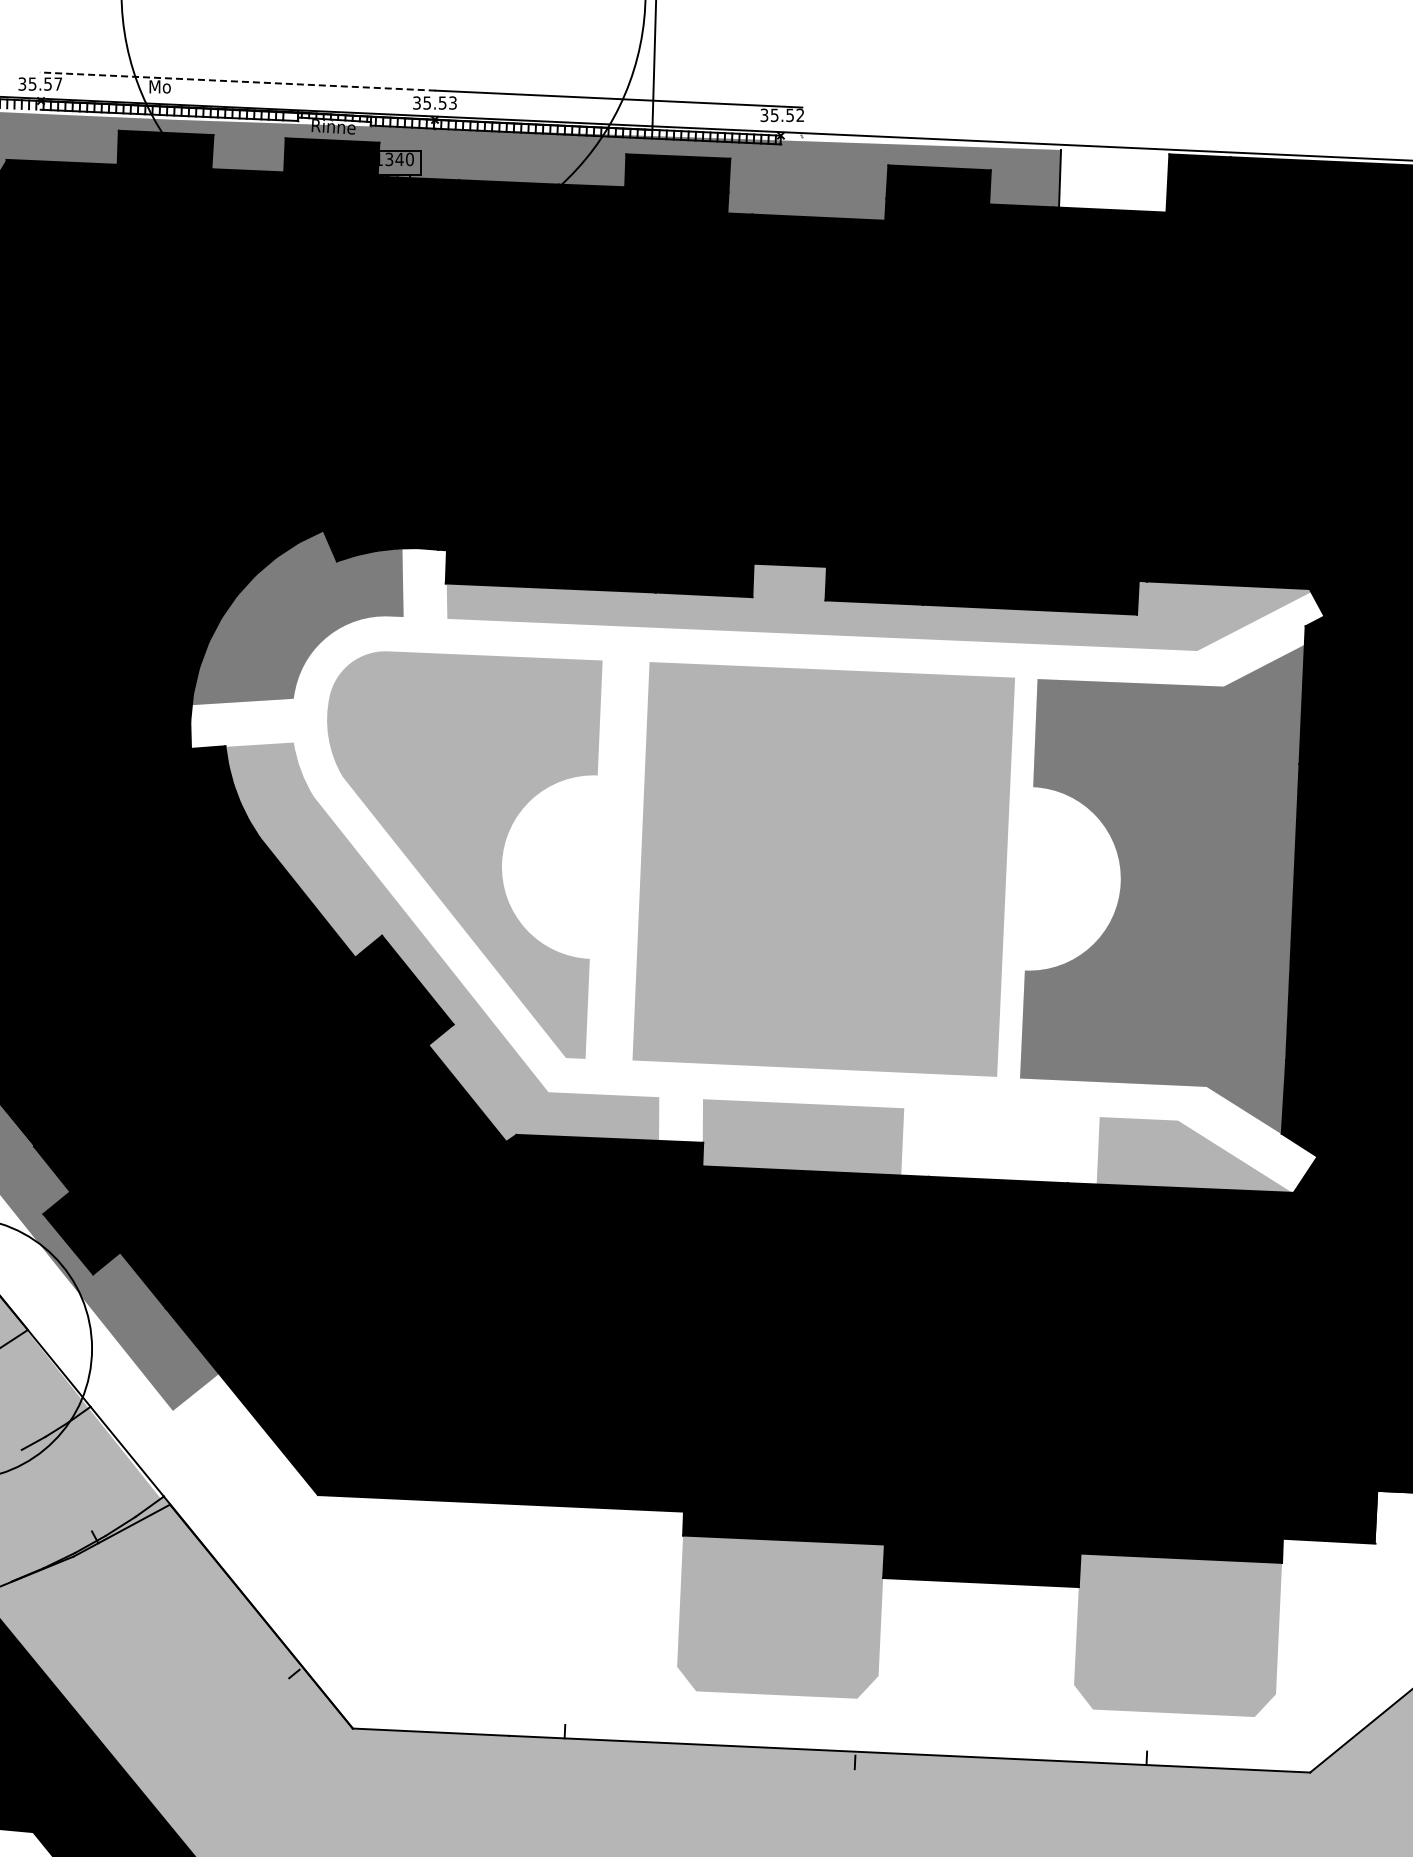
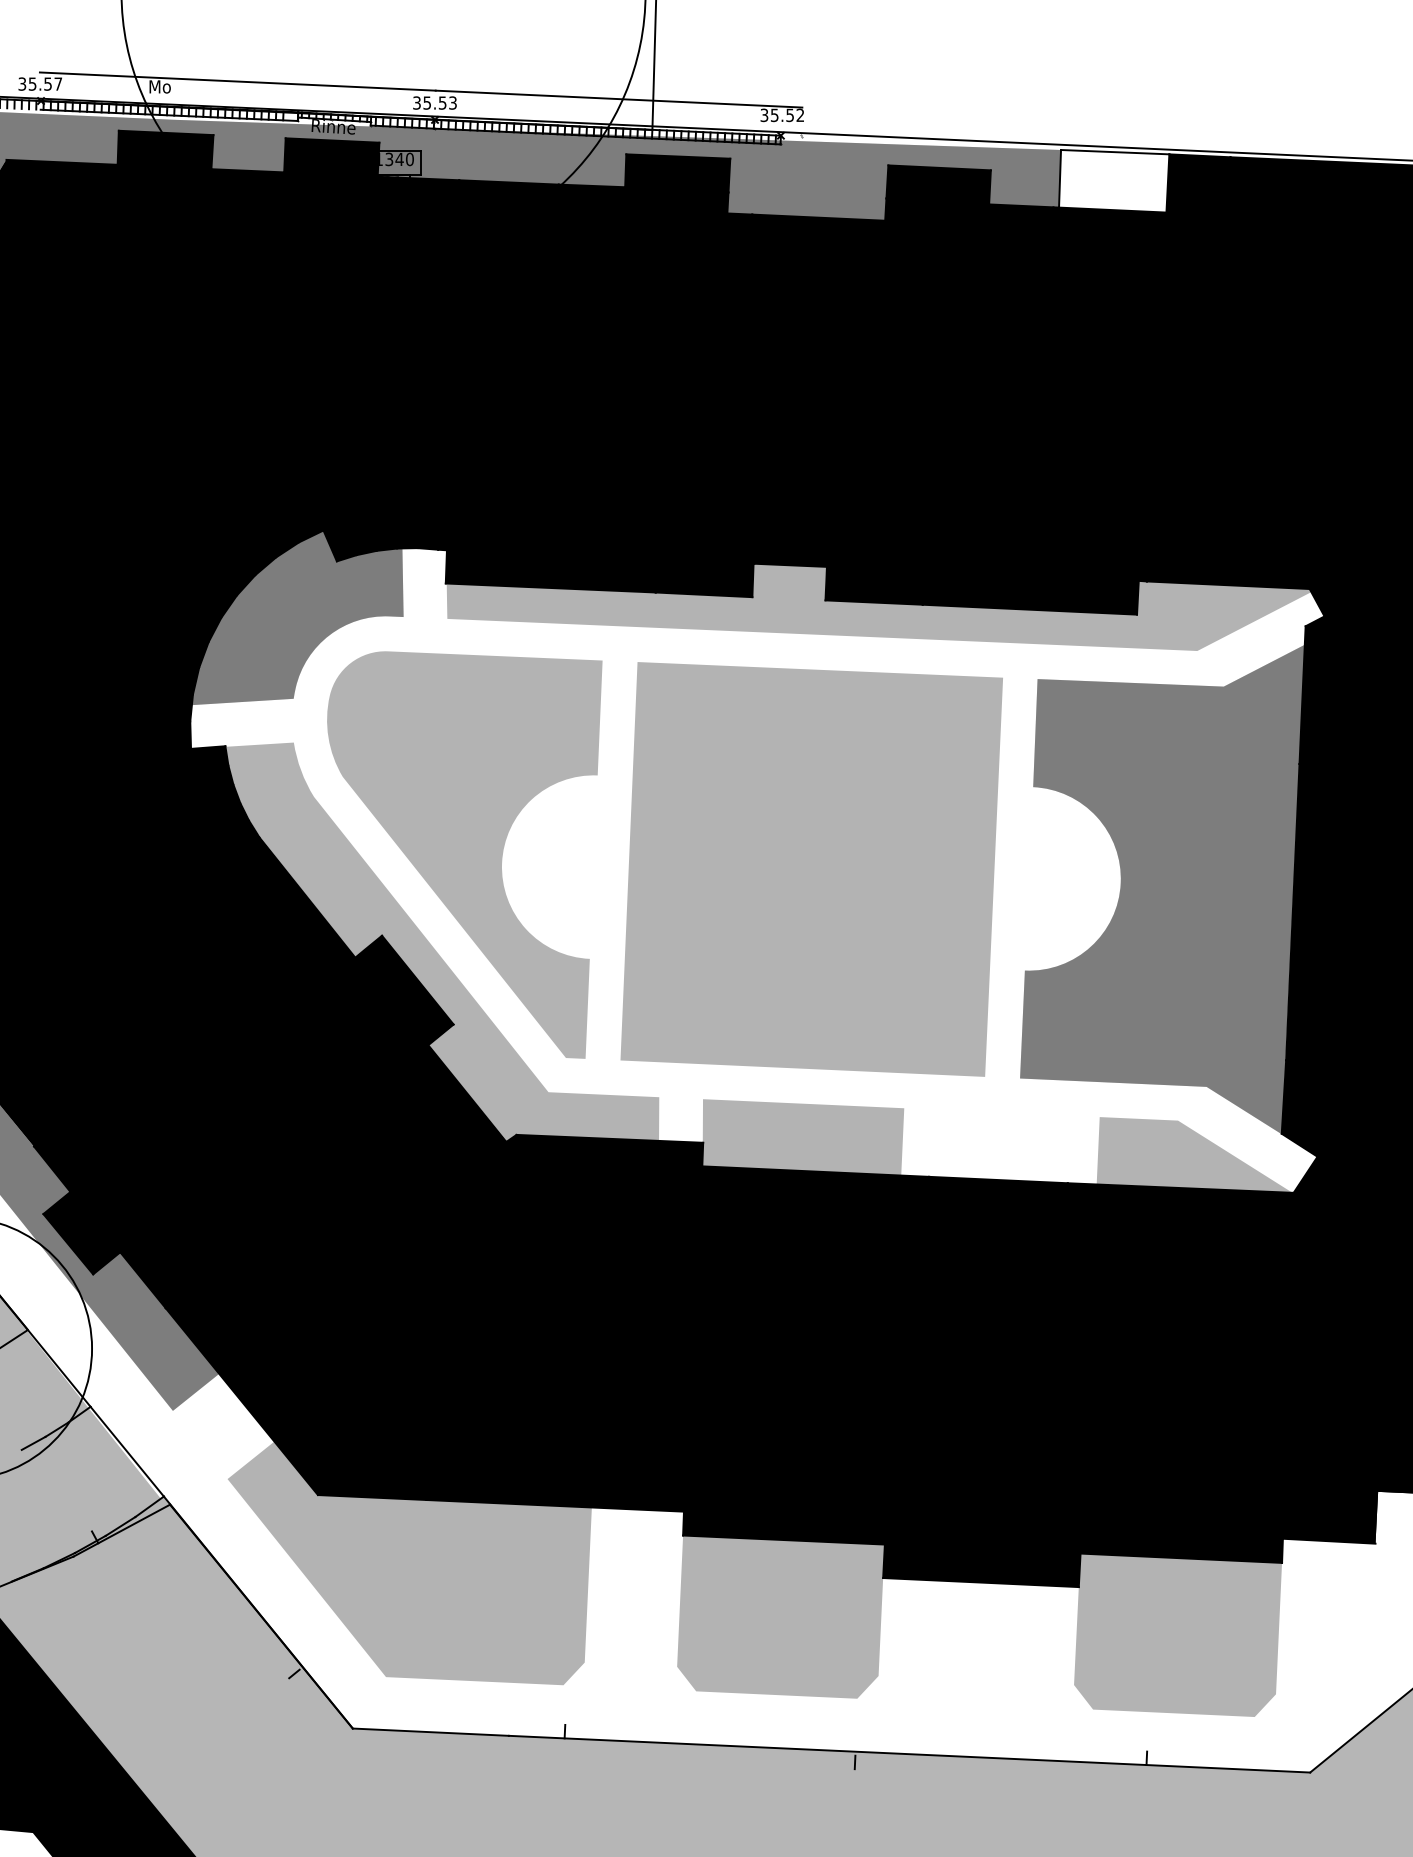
line: dashed -> solid (237, 81)
line: none -> present (1115, 152)
part position: (823, 869) -> (811, 869) (811, 869)
fill: none -> present (409, 1563)
